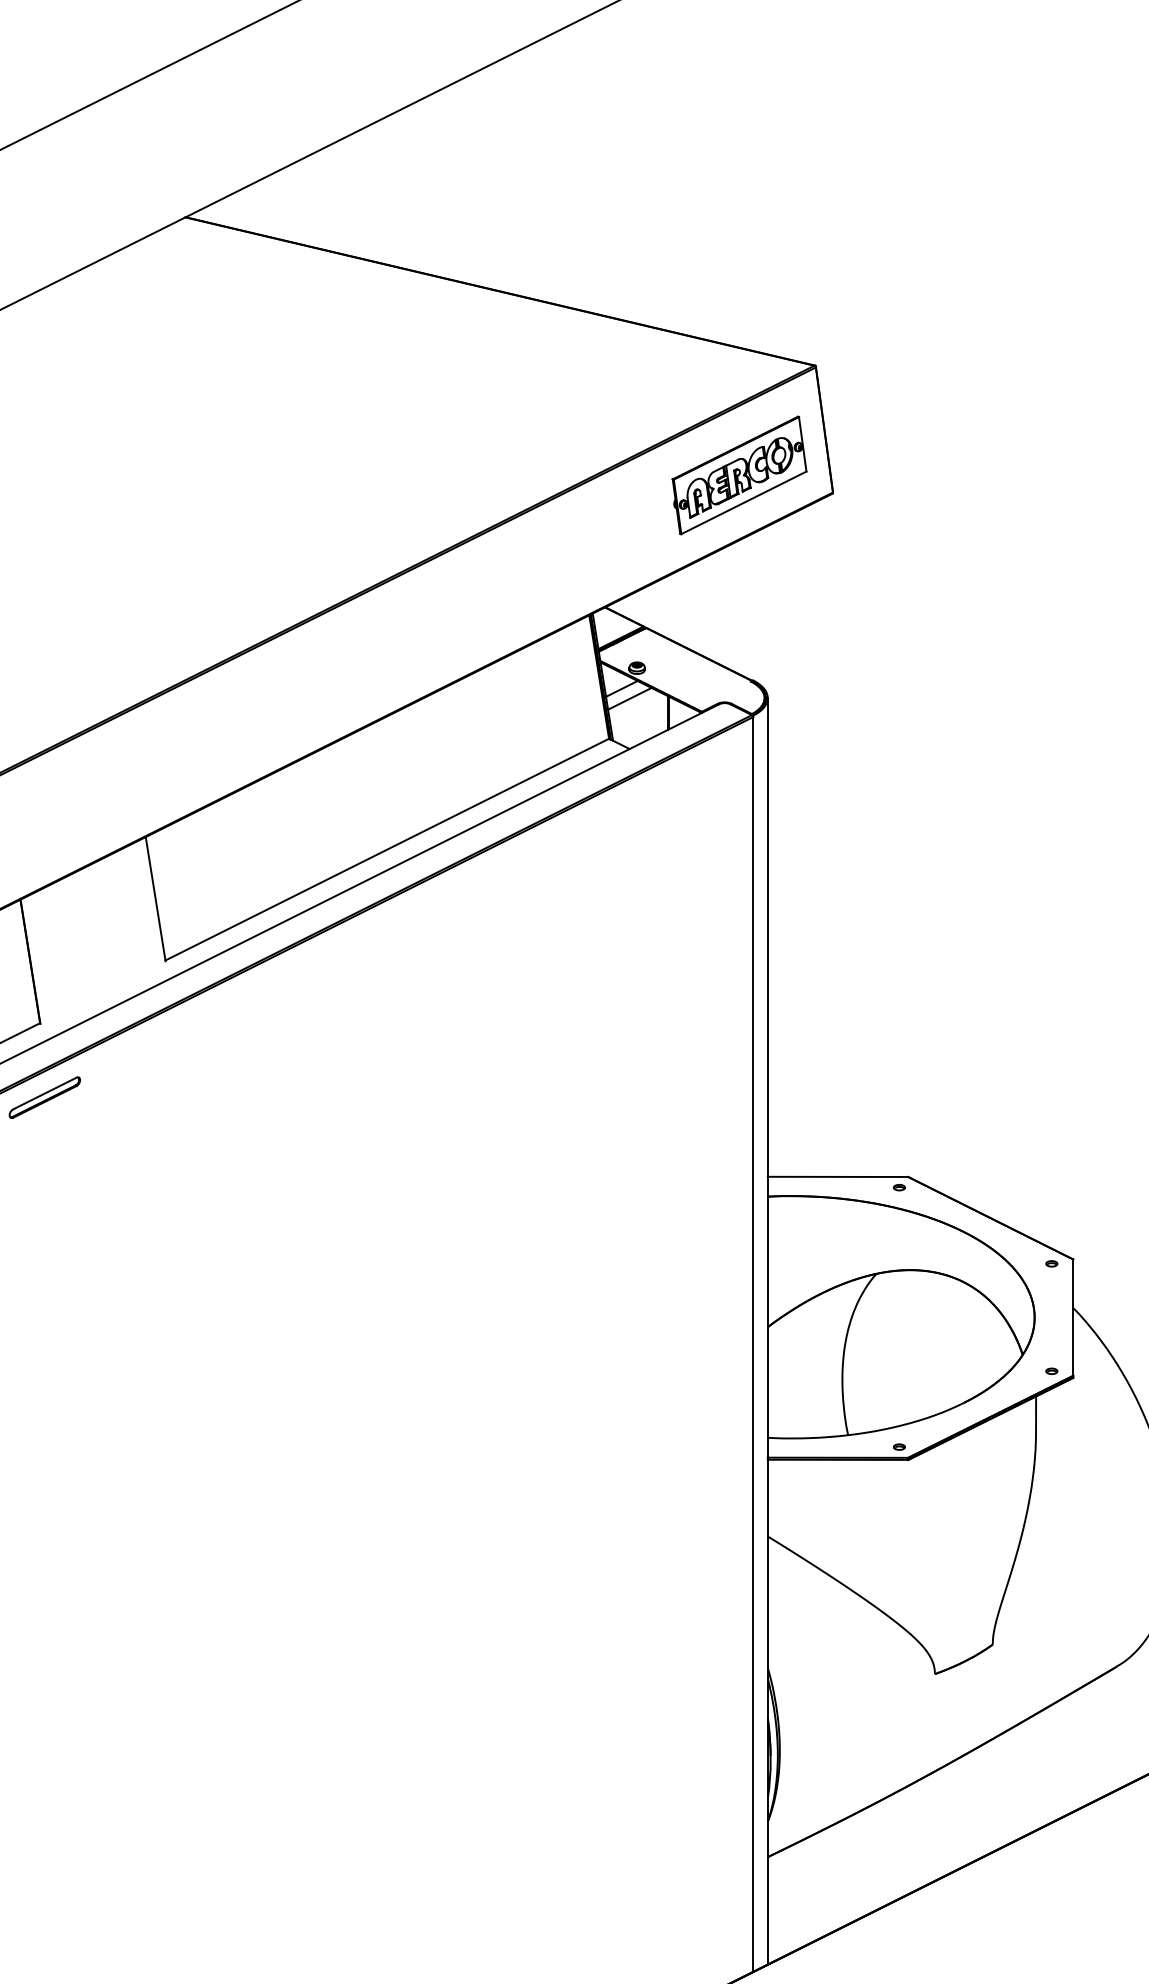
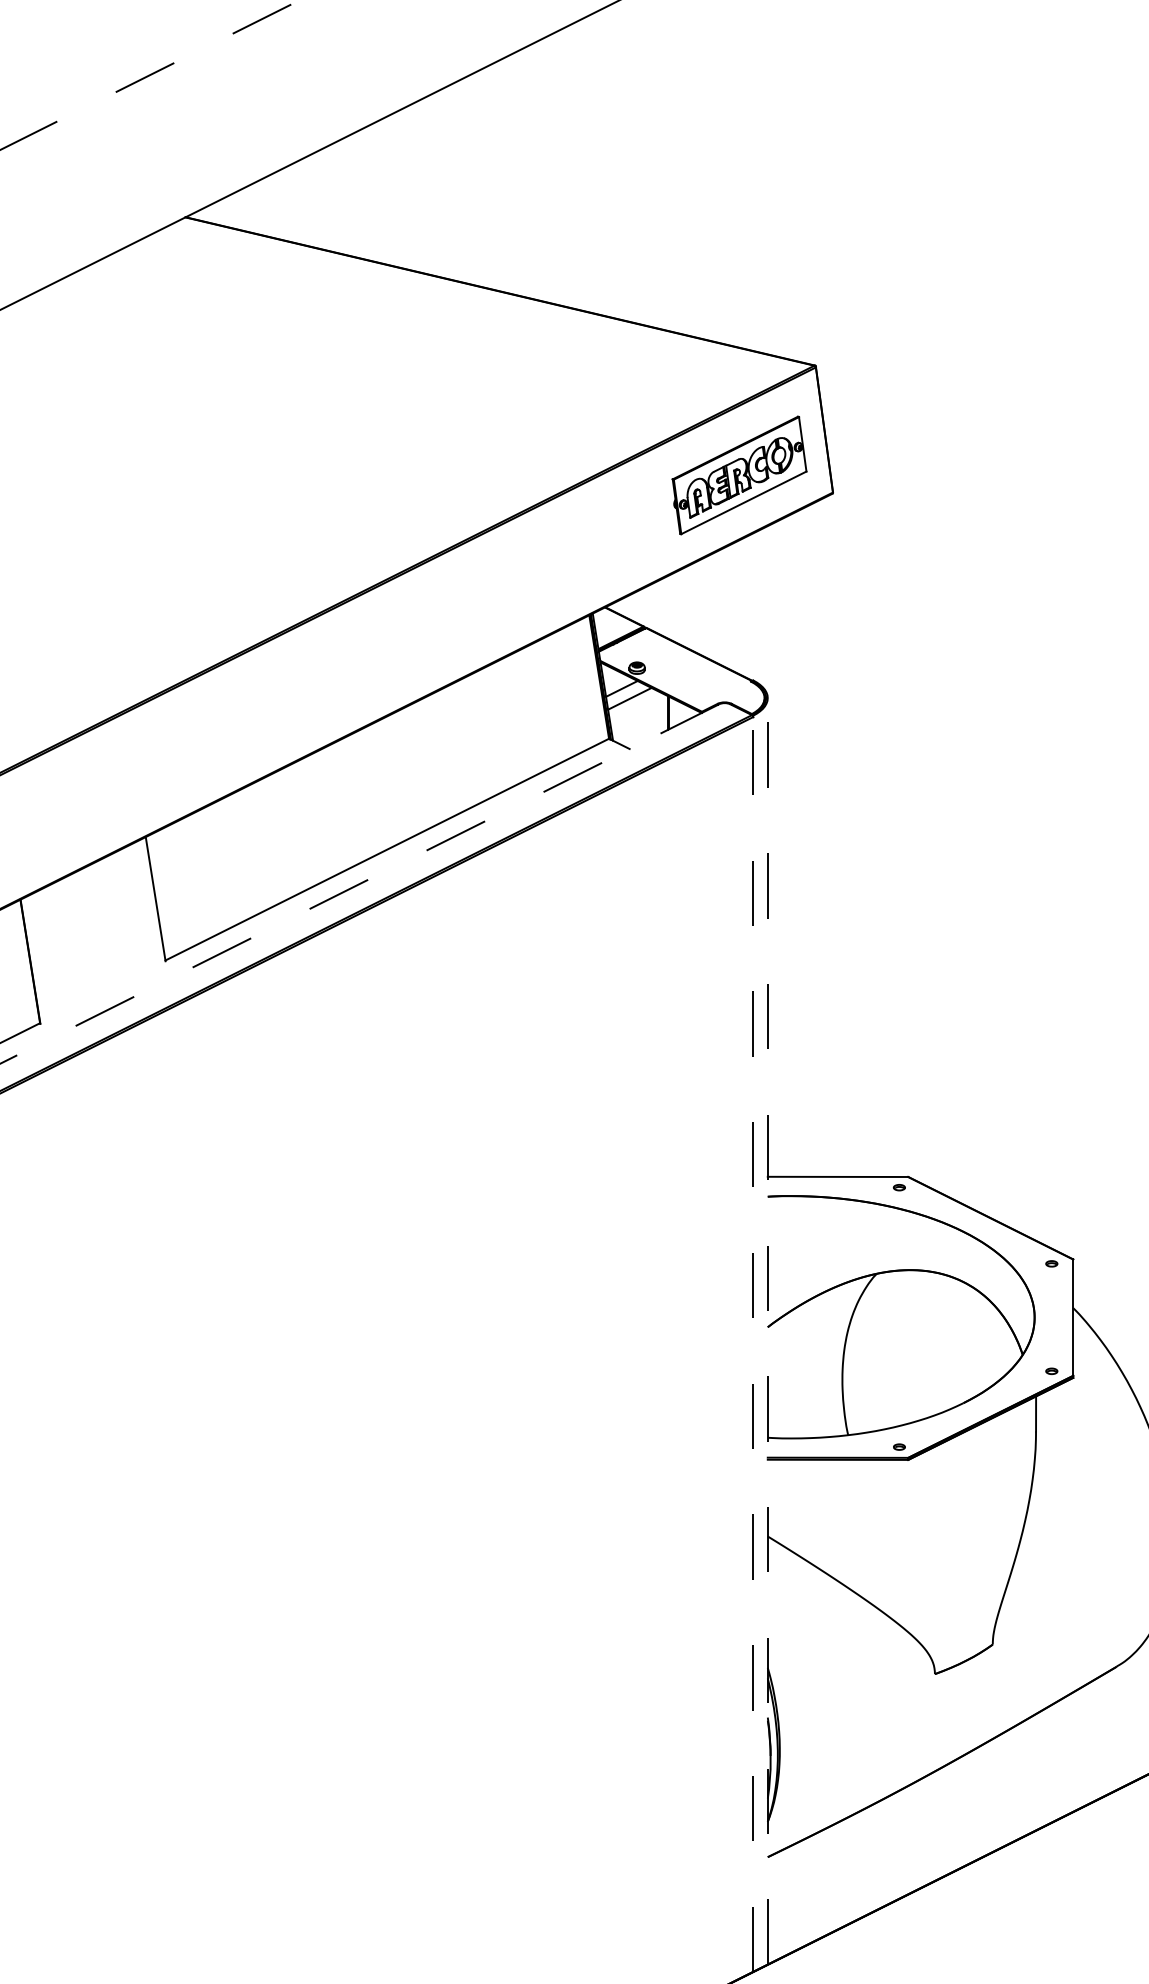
line: solid -> dashed (149, 75)
line: solid -> dashed (359, 884)
part: present -> none (44, 1097)
line: solid -> dashed (767, 1330)
line: solid -> dashed (753, 1344)
